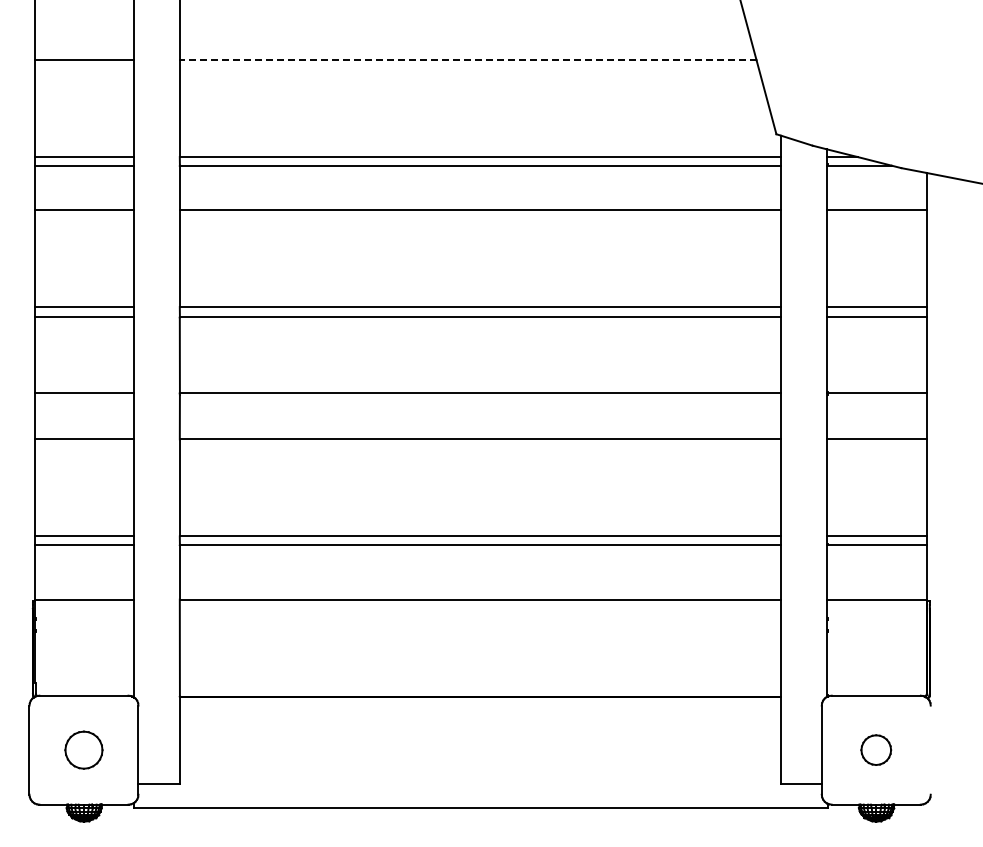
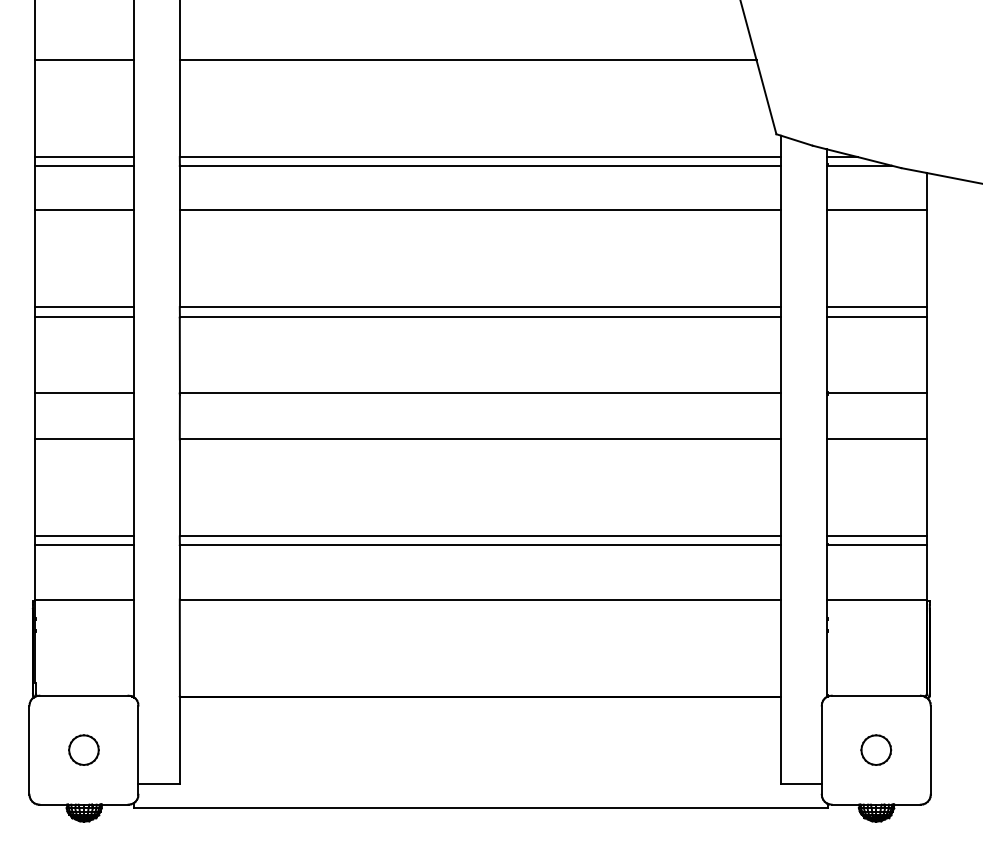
line: dashed -> solid (467, 60)
part size: 40x40 px -> 32x32 px (83, 749)
line: none -> present (930, 749)
